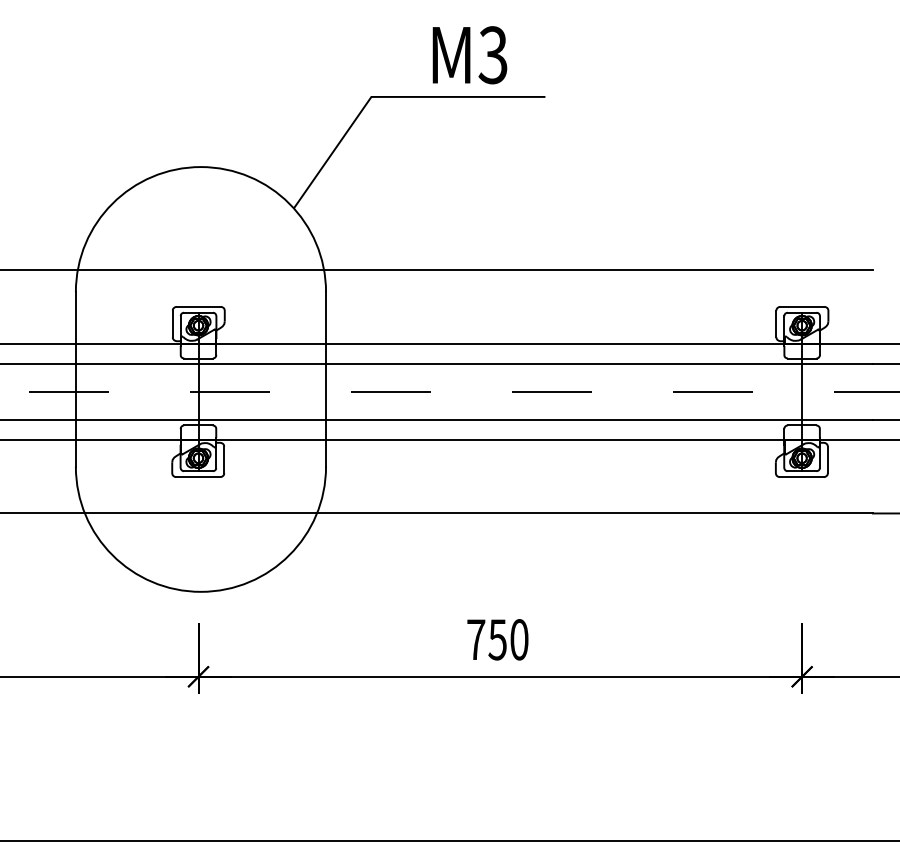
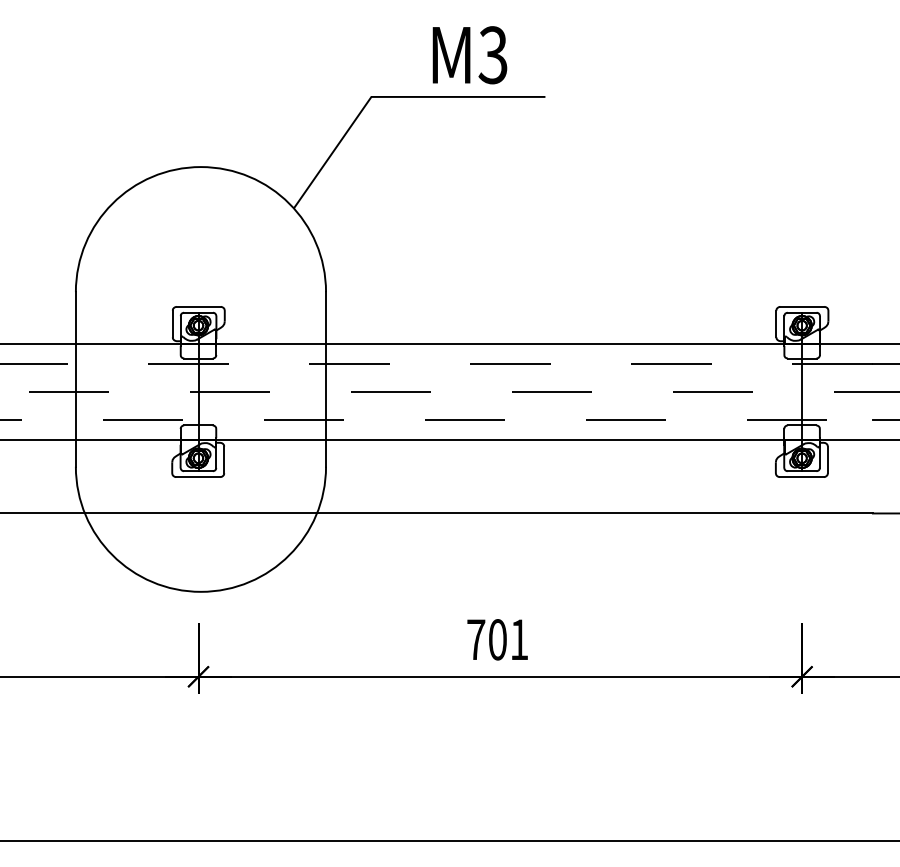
line: present -> none (437, 270)
line: solid -> dashed (436, 363)
line: solid -> dashed (436, 420)
text: 750 -> 701 (508, 639)
